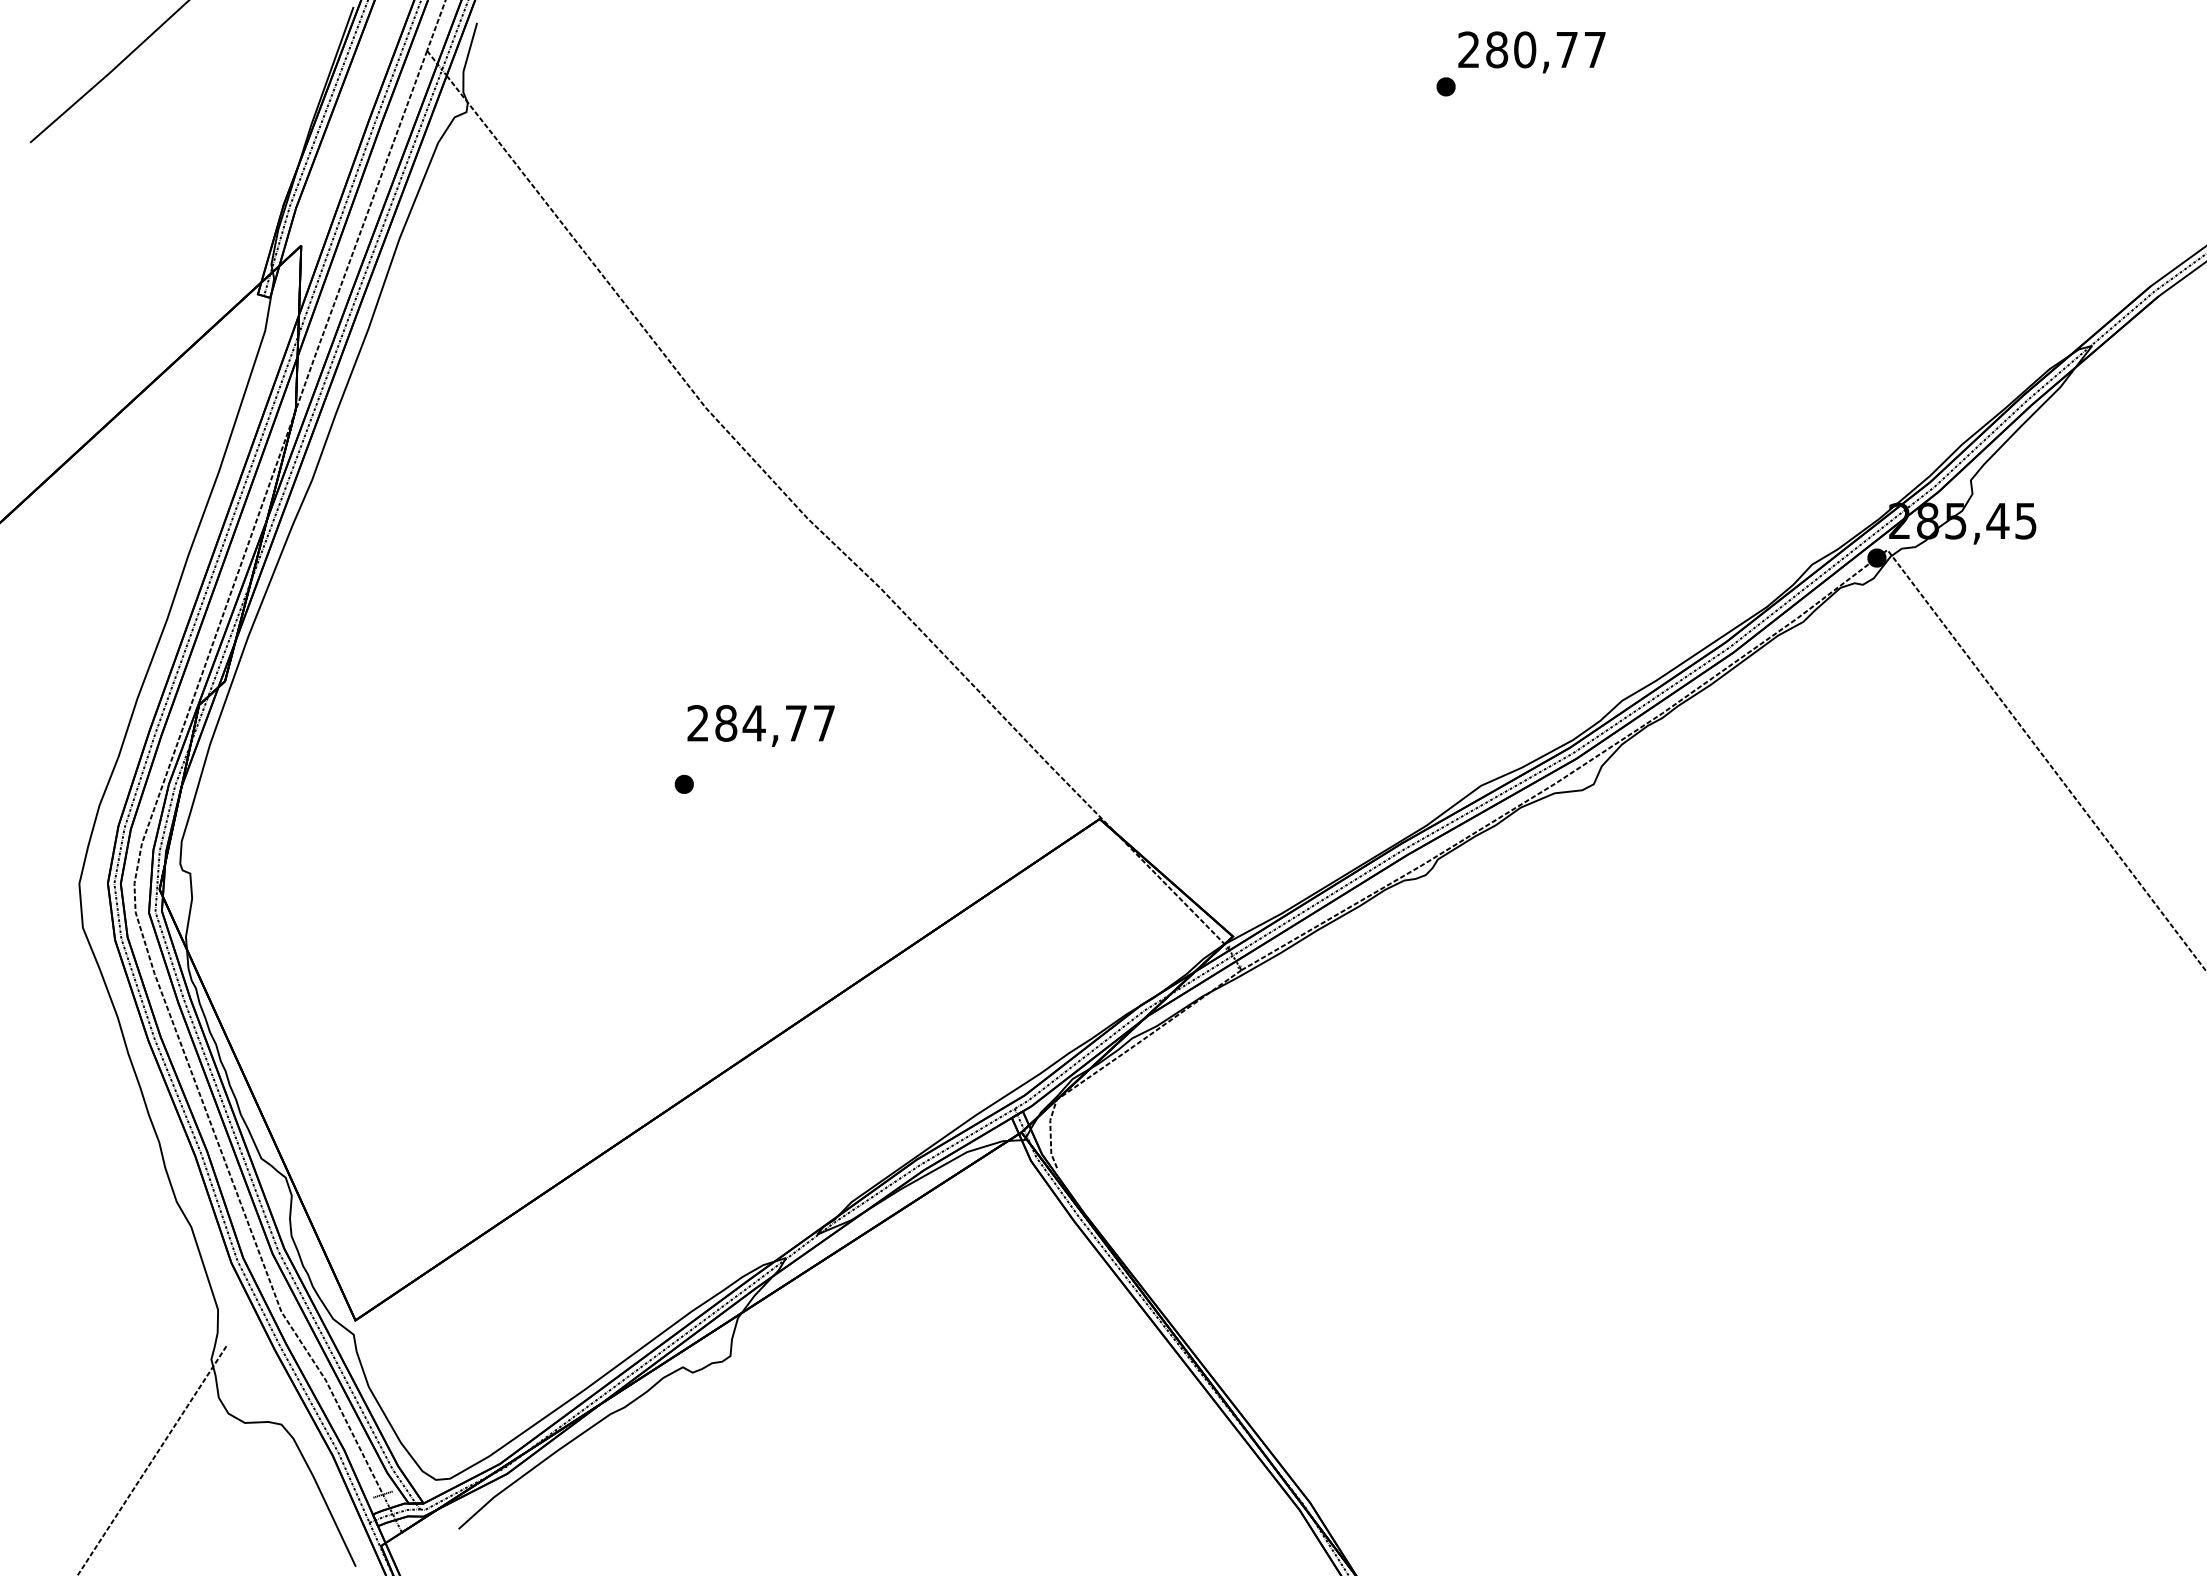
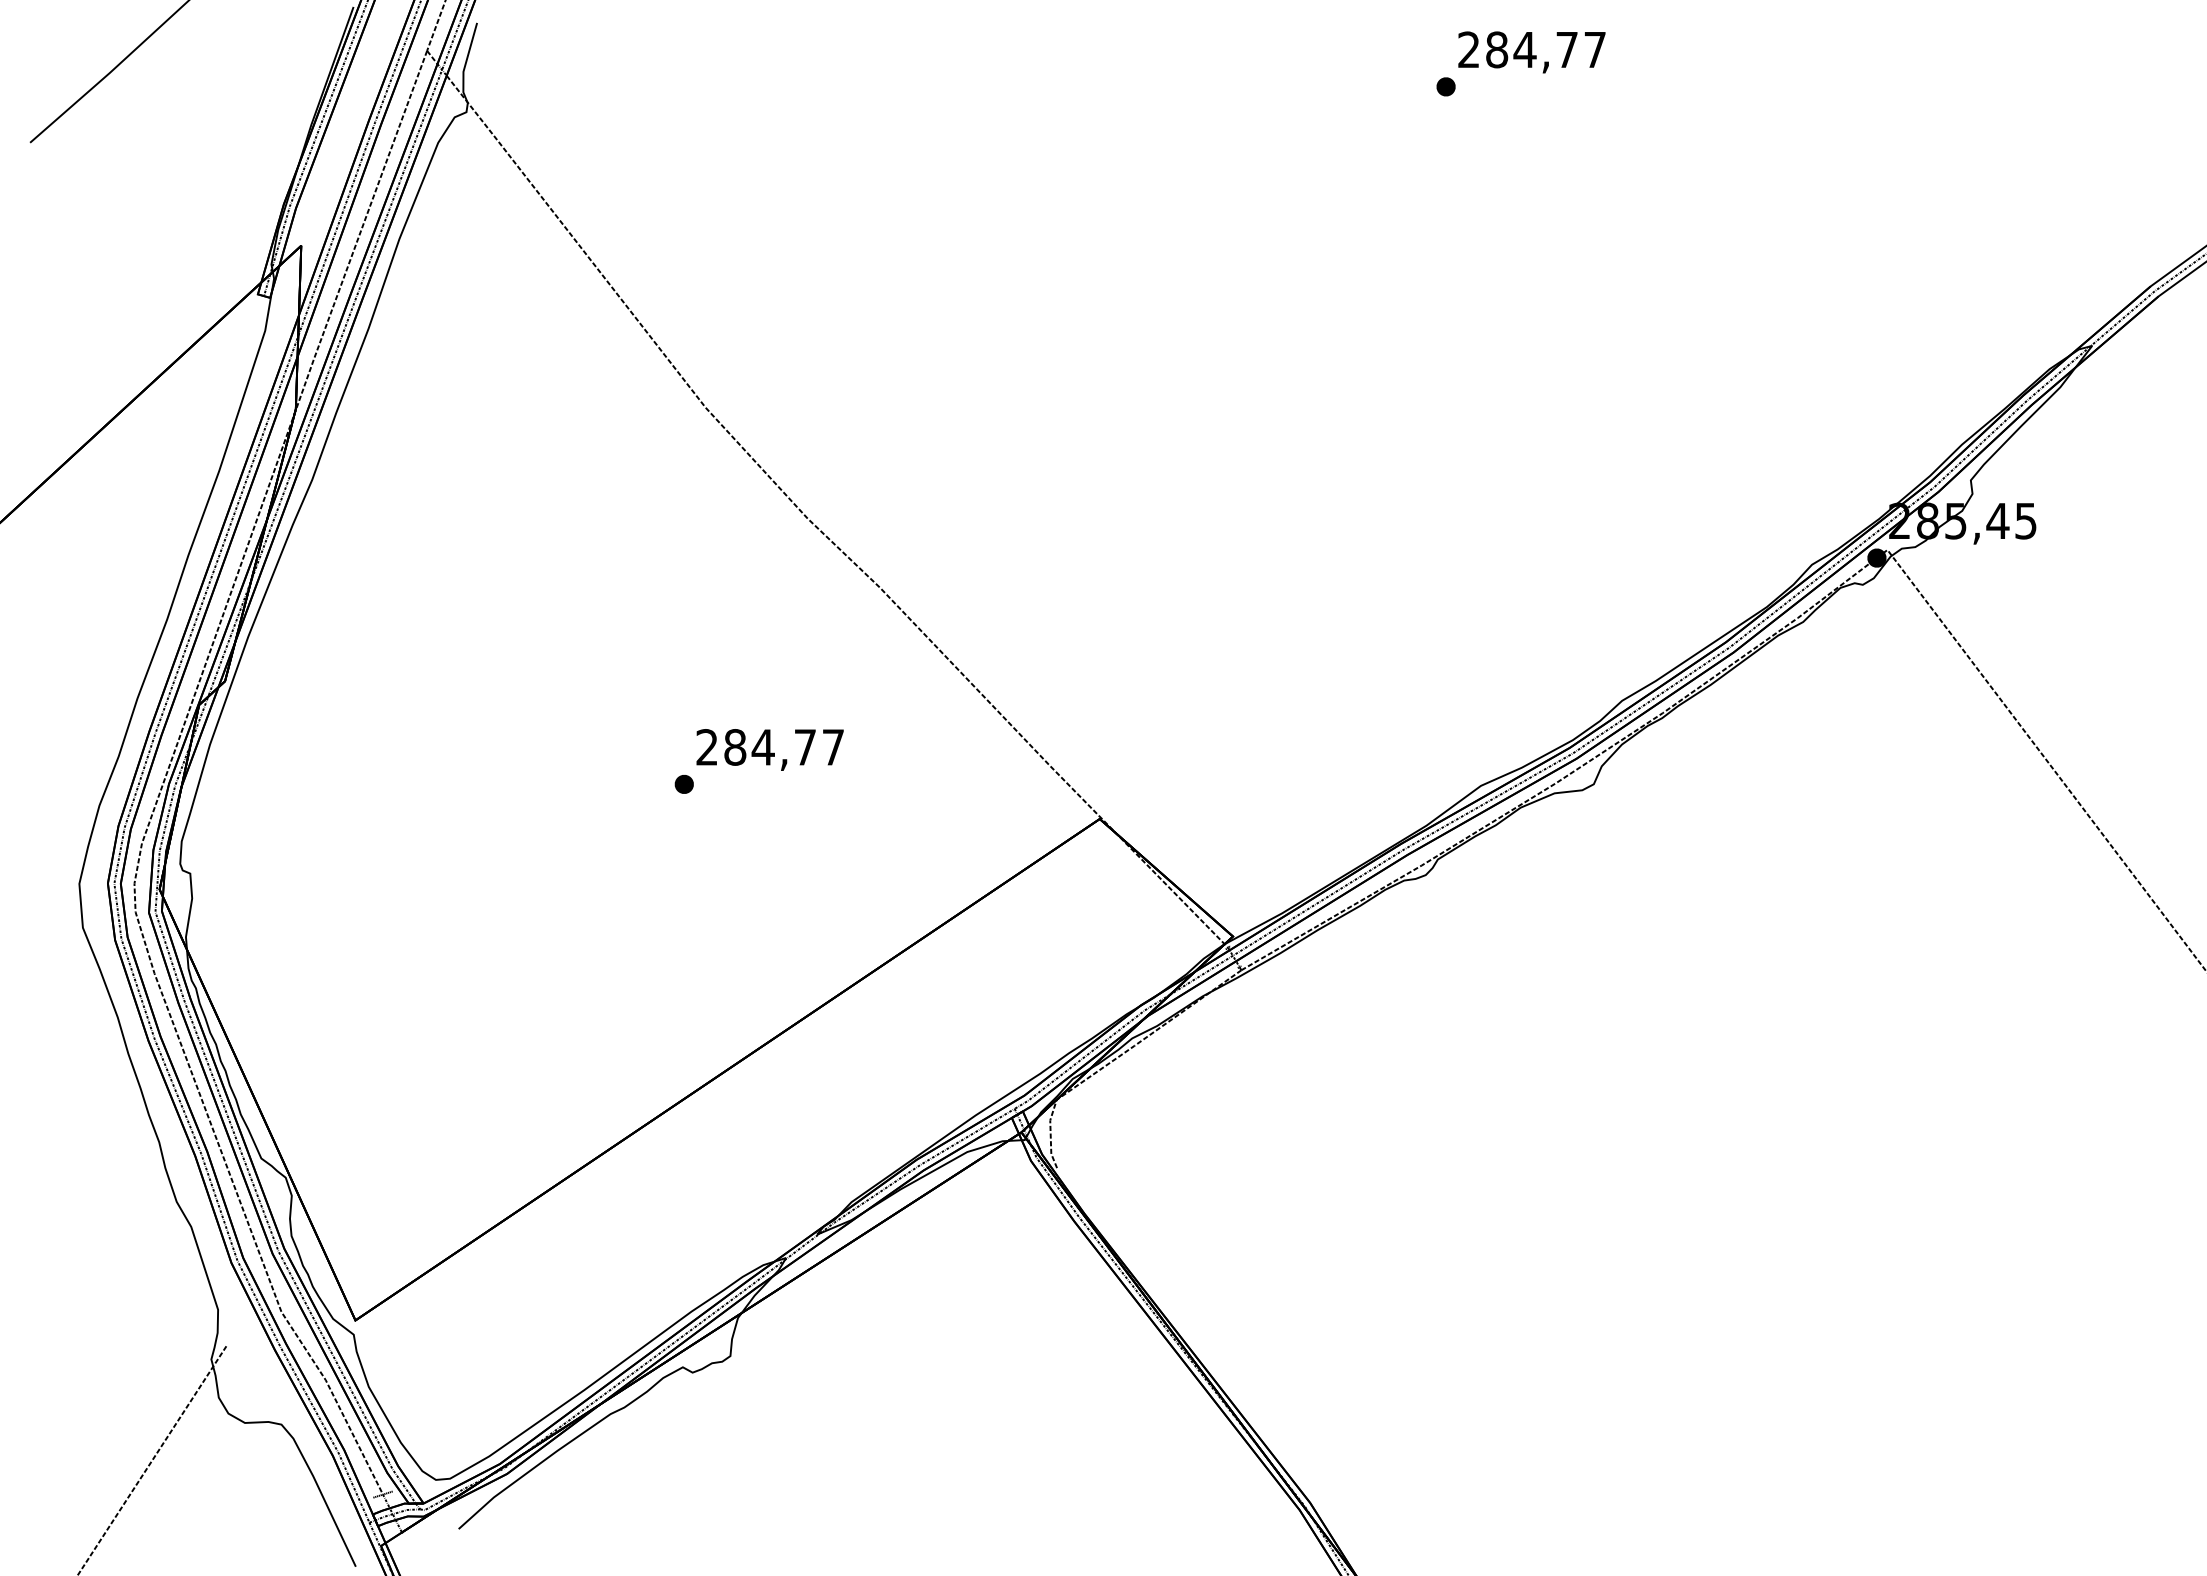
text: 280,77 -> 284,77 (1524, 49)
text position: (760, 725) -> (769, 749) (769, 749)
